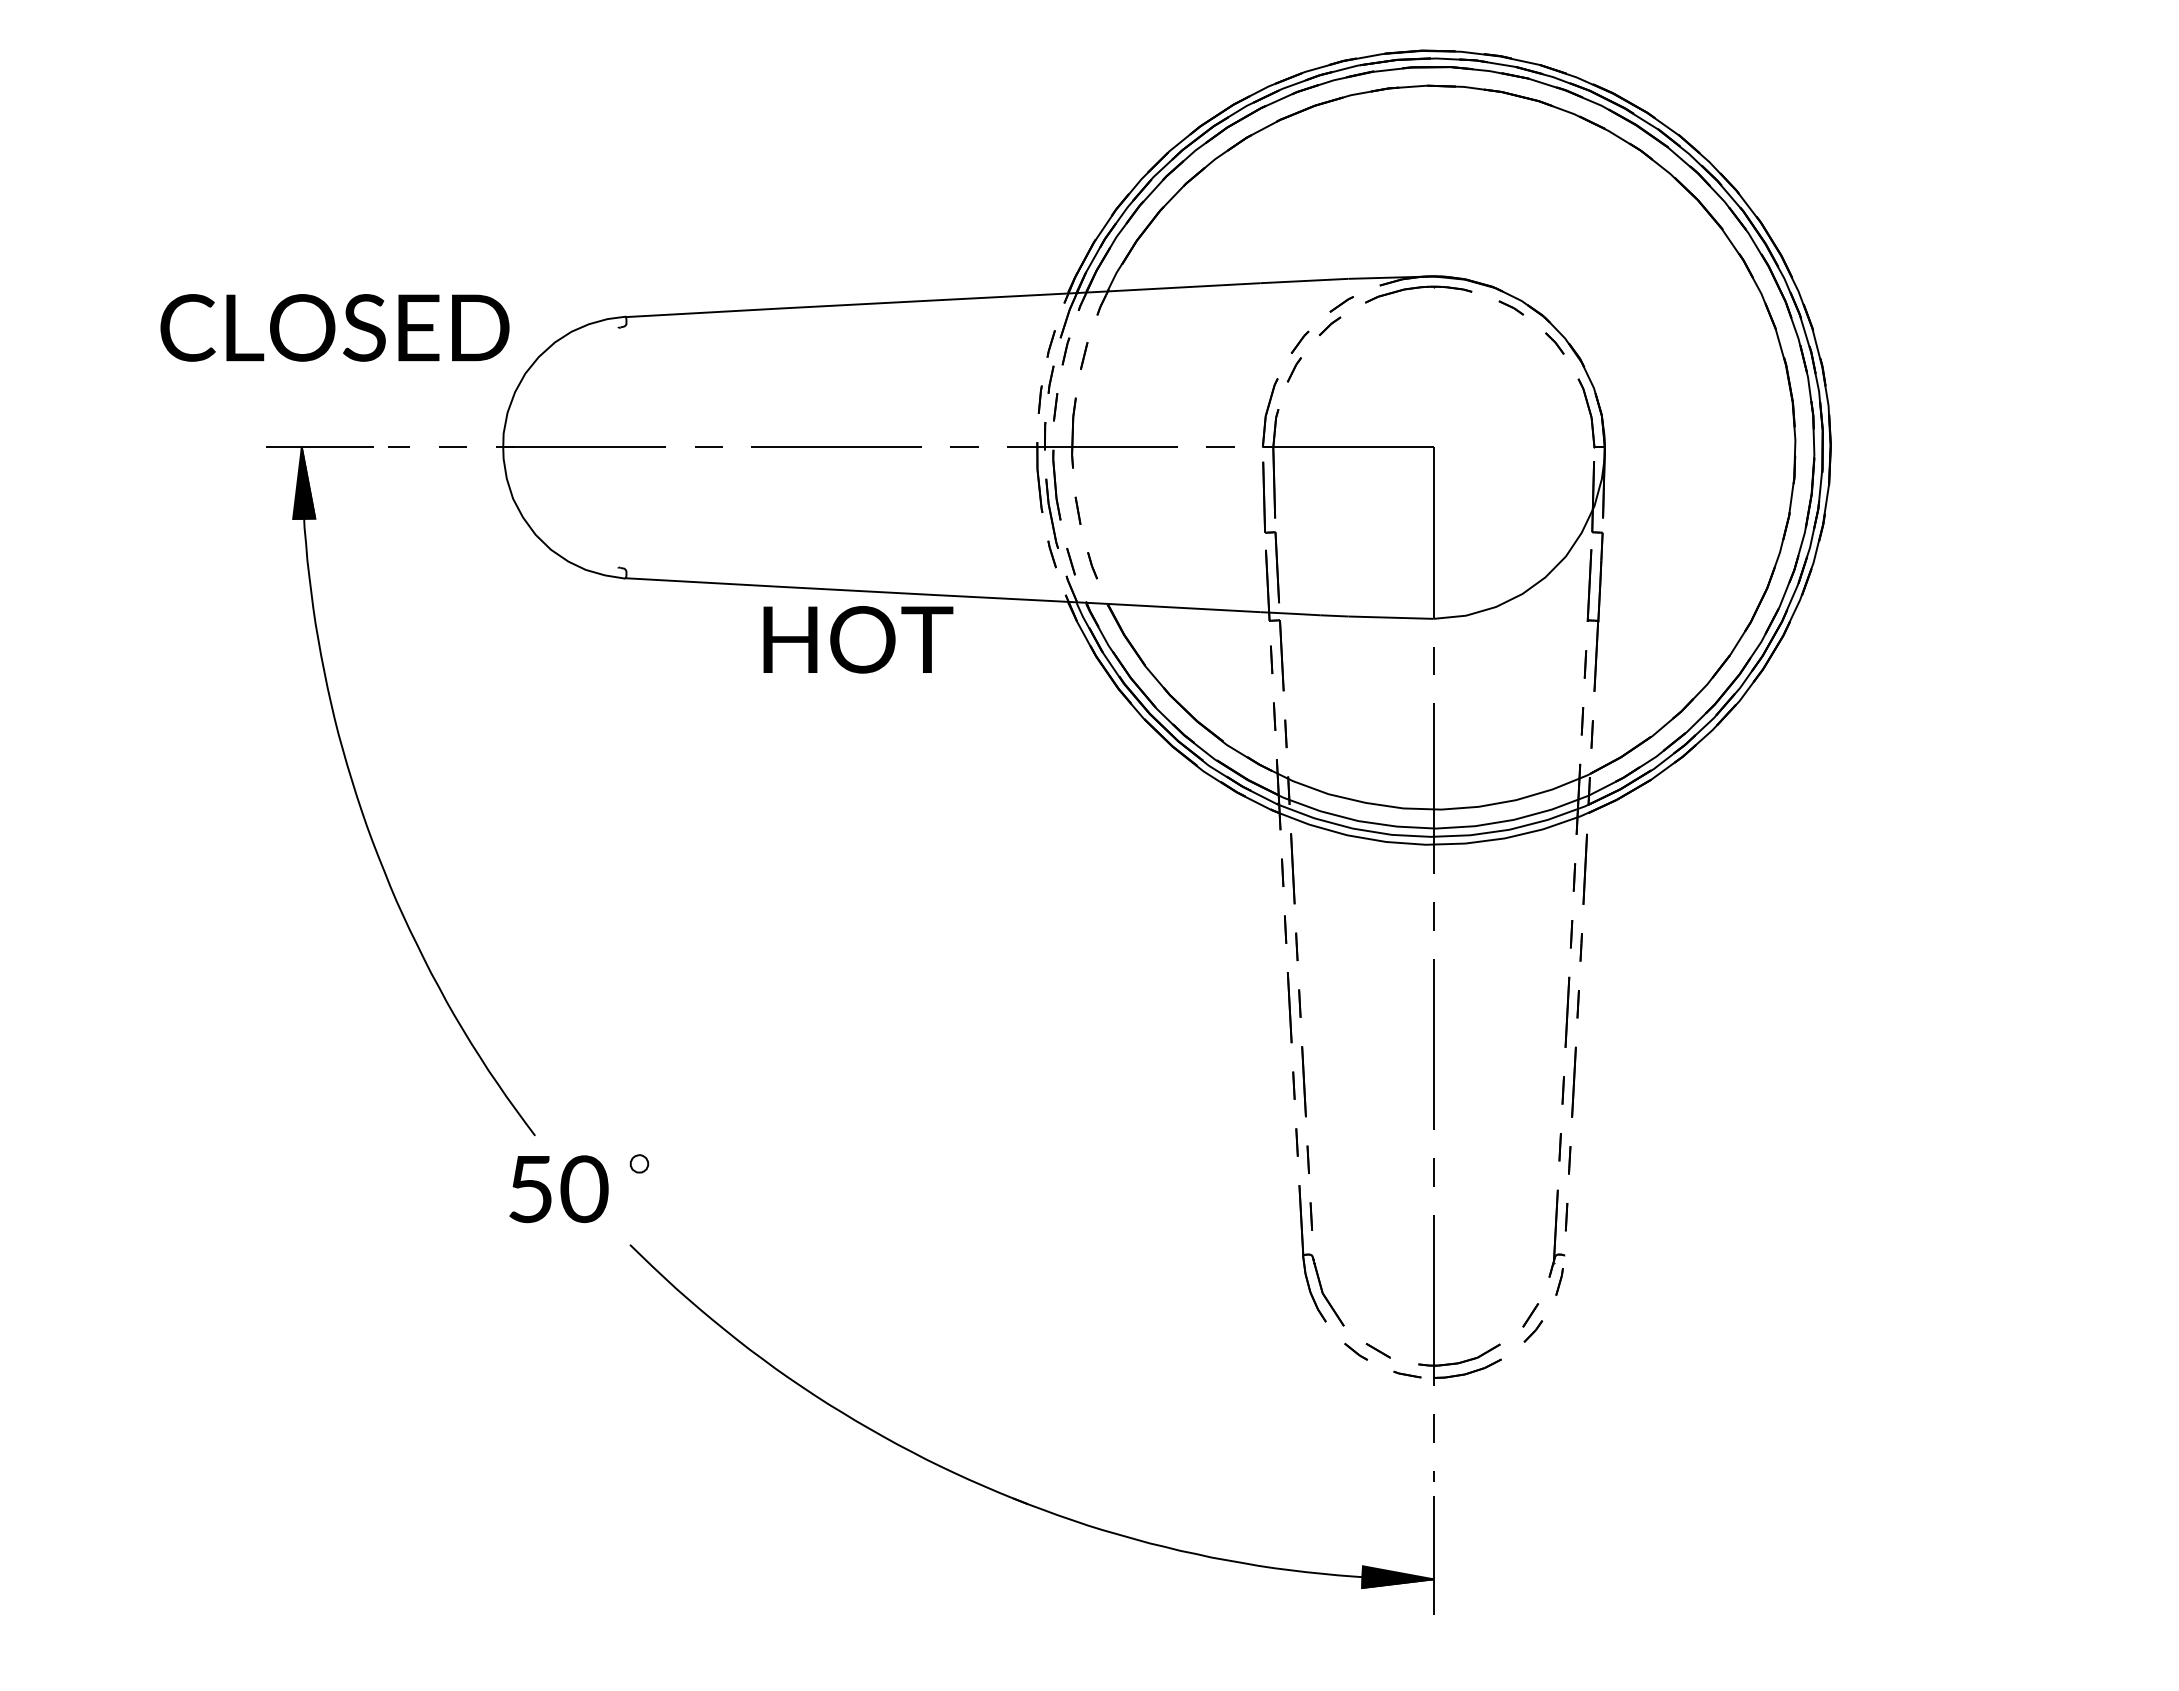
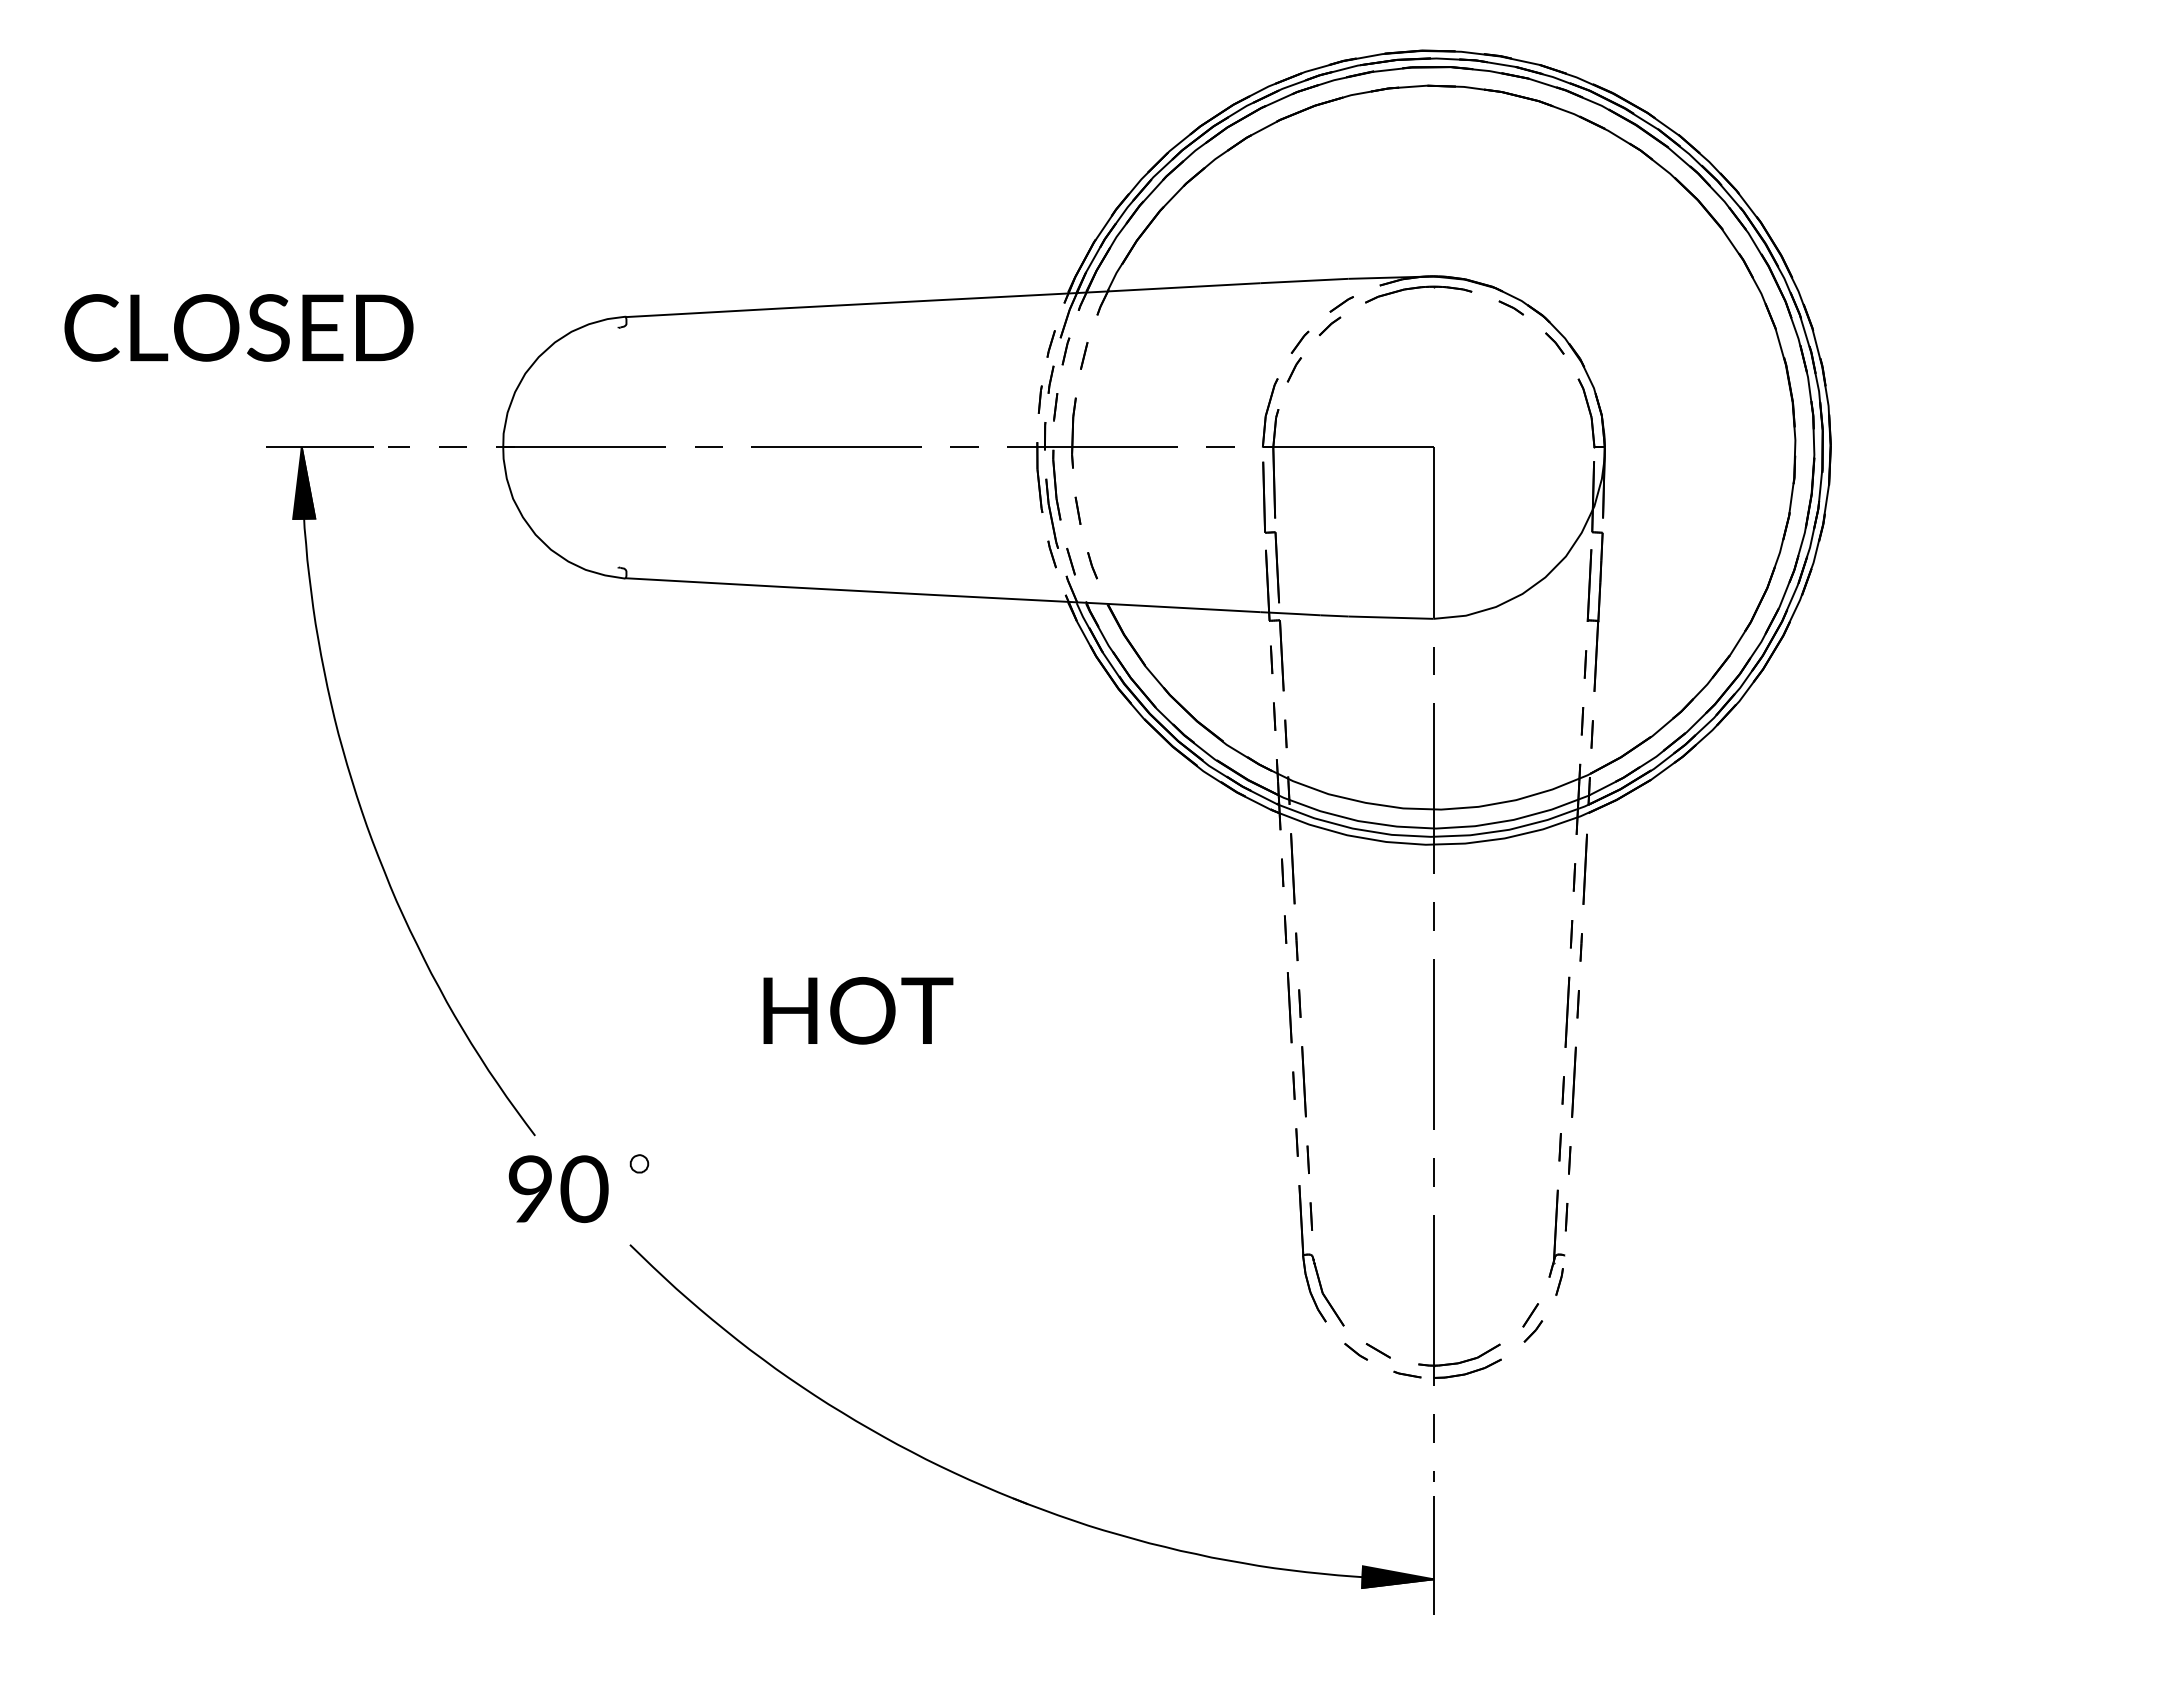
text position: (334, 327) -> (238, 327) (238, 327)
text position: (858, 639) -> (858, 1010) (858, 1010)
text: 50 -> 90 (529, 1189)
